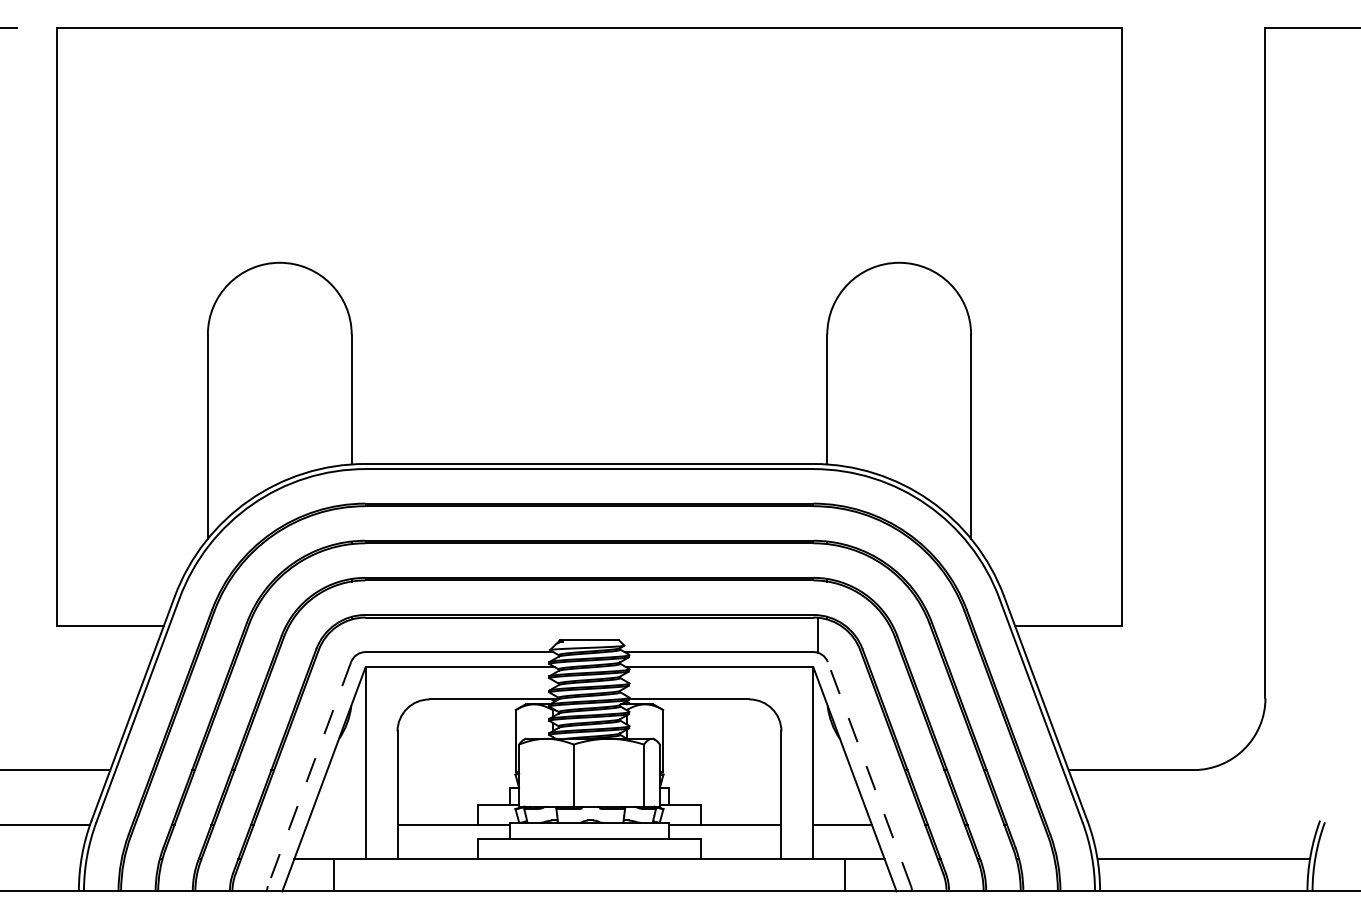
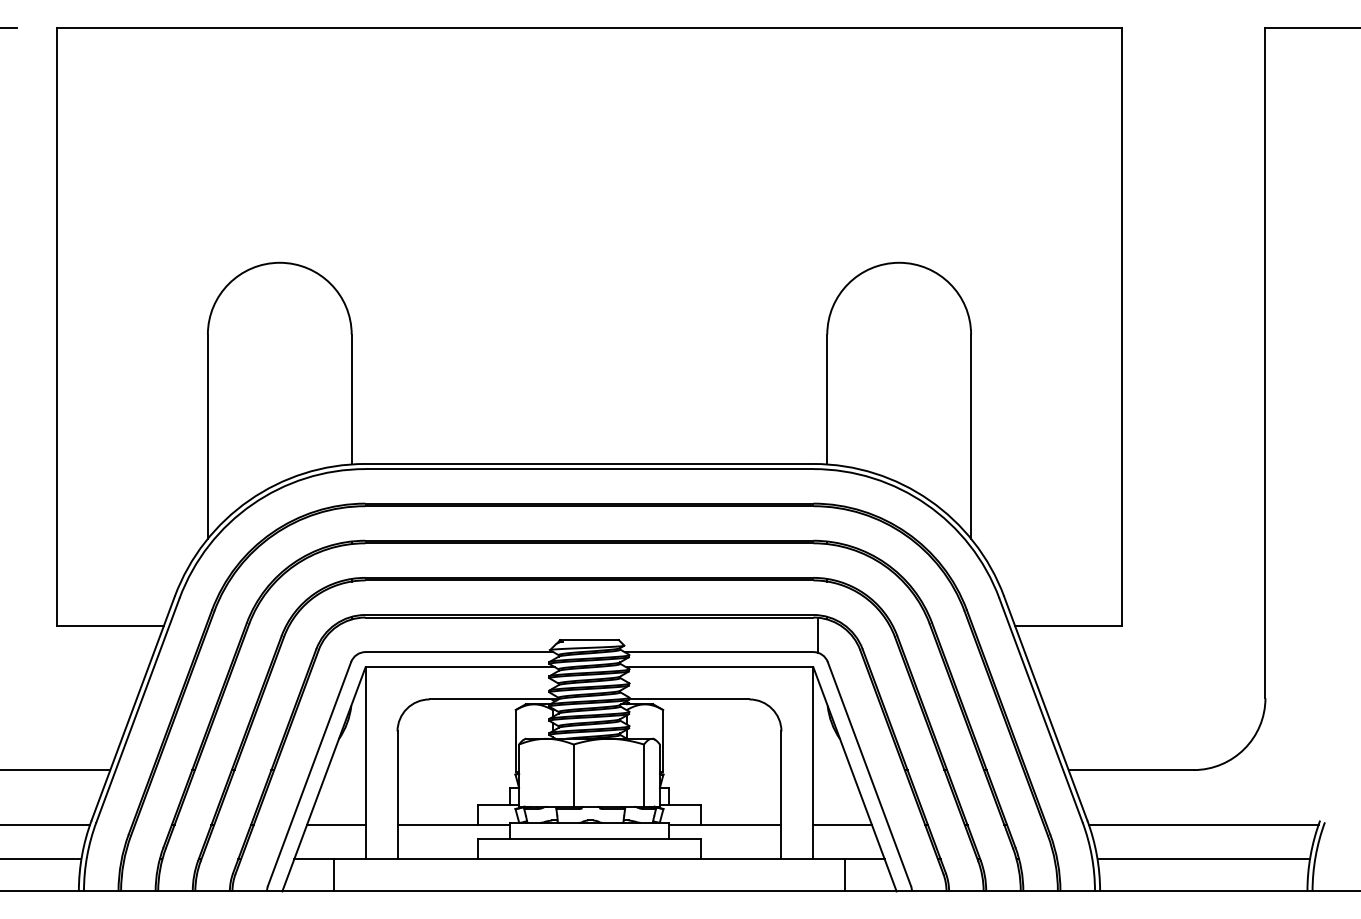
line: dashed -> solid (869, 773)
line: dashed -> solid (309, 774)
line: none -> present (336, 824)
line: none -> present (1203, 824)
line: none -> present (41, 859)
